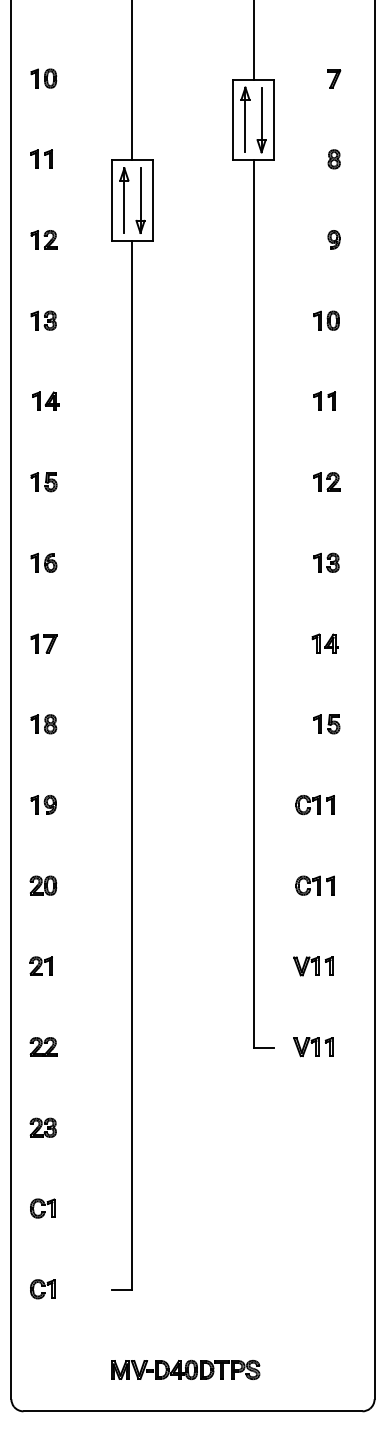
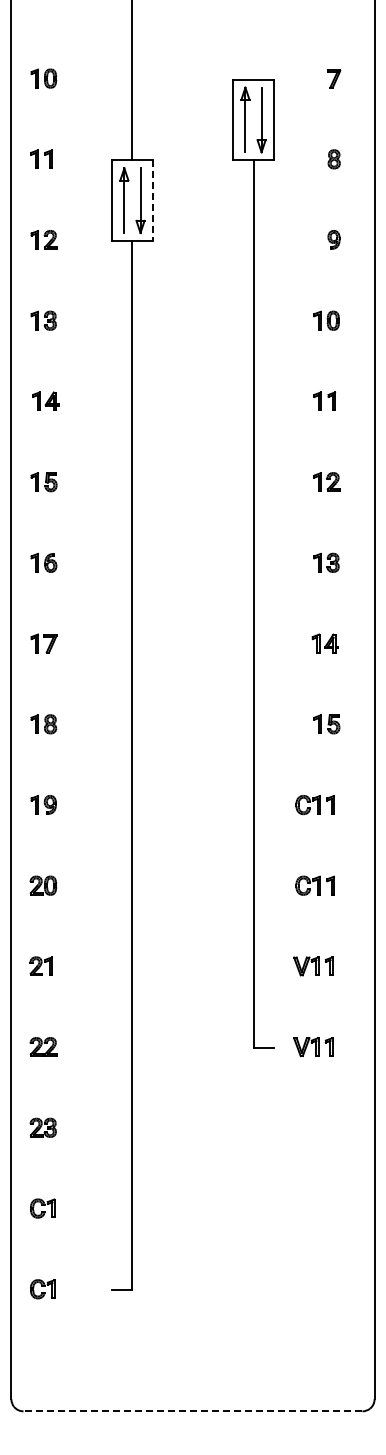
line: present -> none (253, 40)
line: solid -> dashed (152, 201)
part: present -> none (185, 1369)
line: solid -> dashed (192, 1411)
